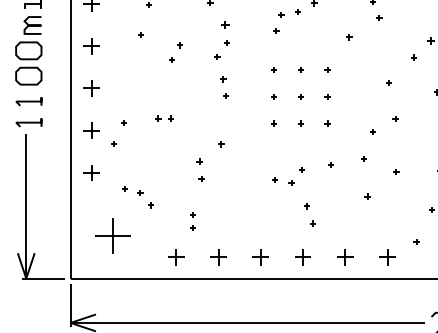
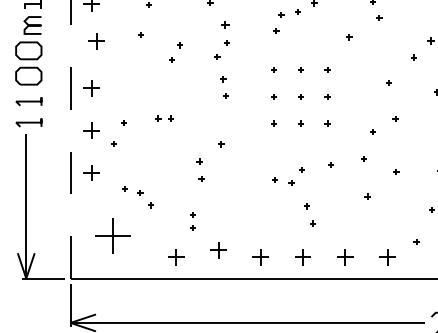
part position: (91, 46) -> (96, 41) (96, 41)
line: solid -> dashed (70, 139)
part position: (218, 257) -> (218, 250) (218, 250)
